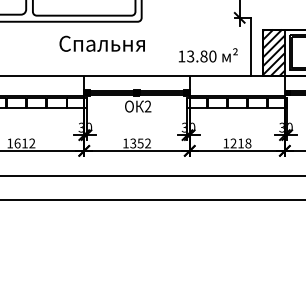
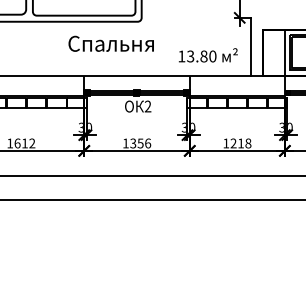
text position: (101, 43) -> (110, 43) (110, 43)
hatch: present -> none (273, 52)
text: 1352 -> 1356 (148, 143)
